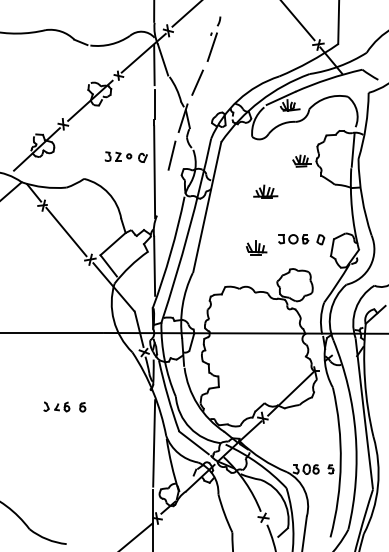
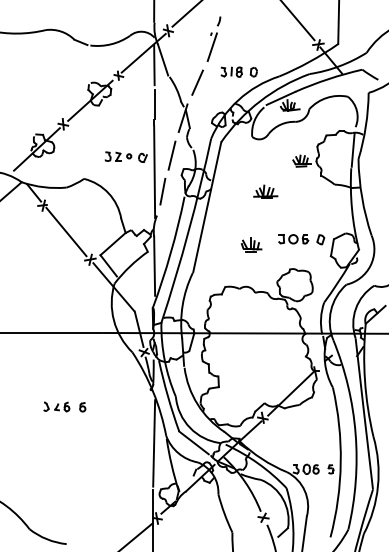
part: none -> present (238, 71)
line: none -> present (162, 191)
part position: (256, 247) -> (251, 244) (251, 244)
